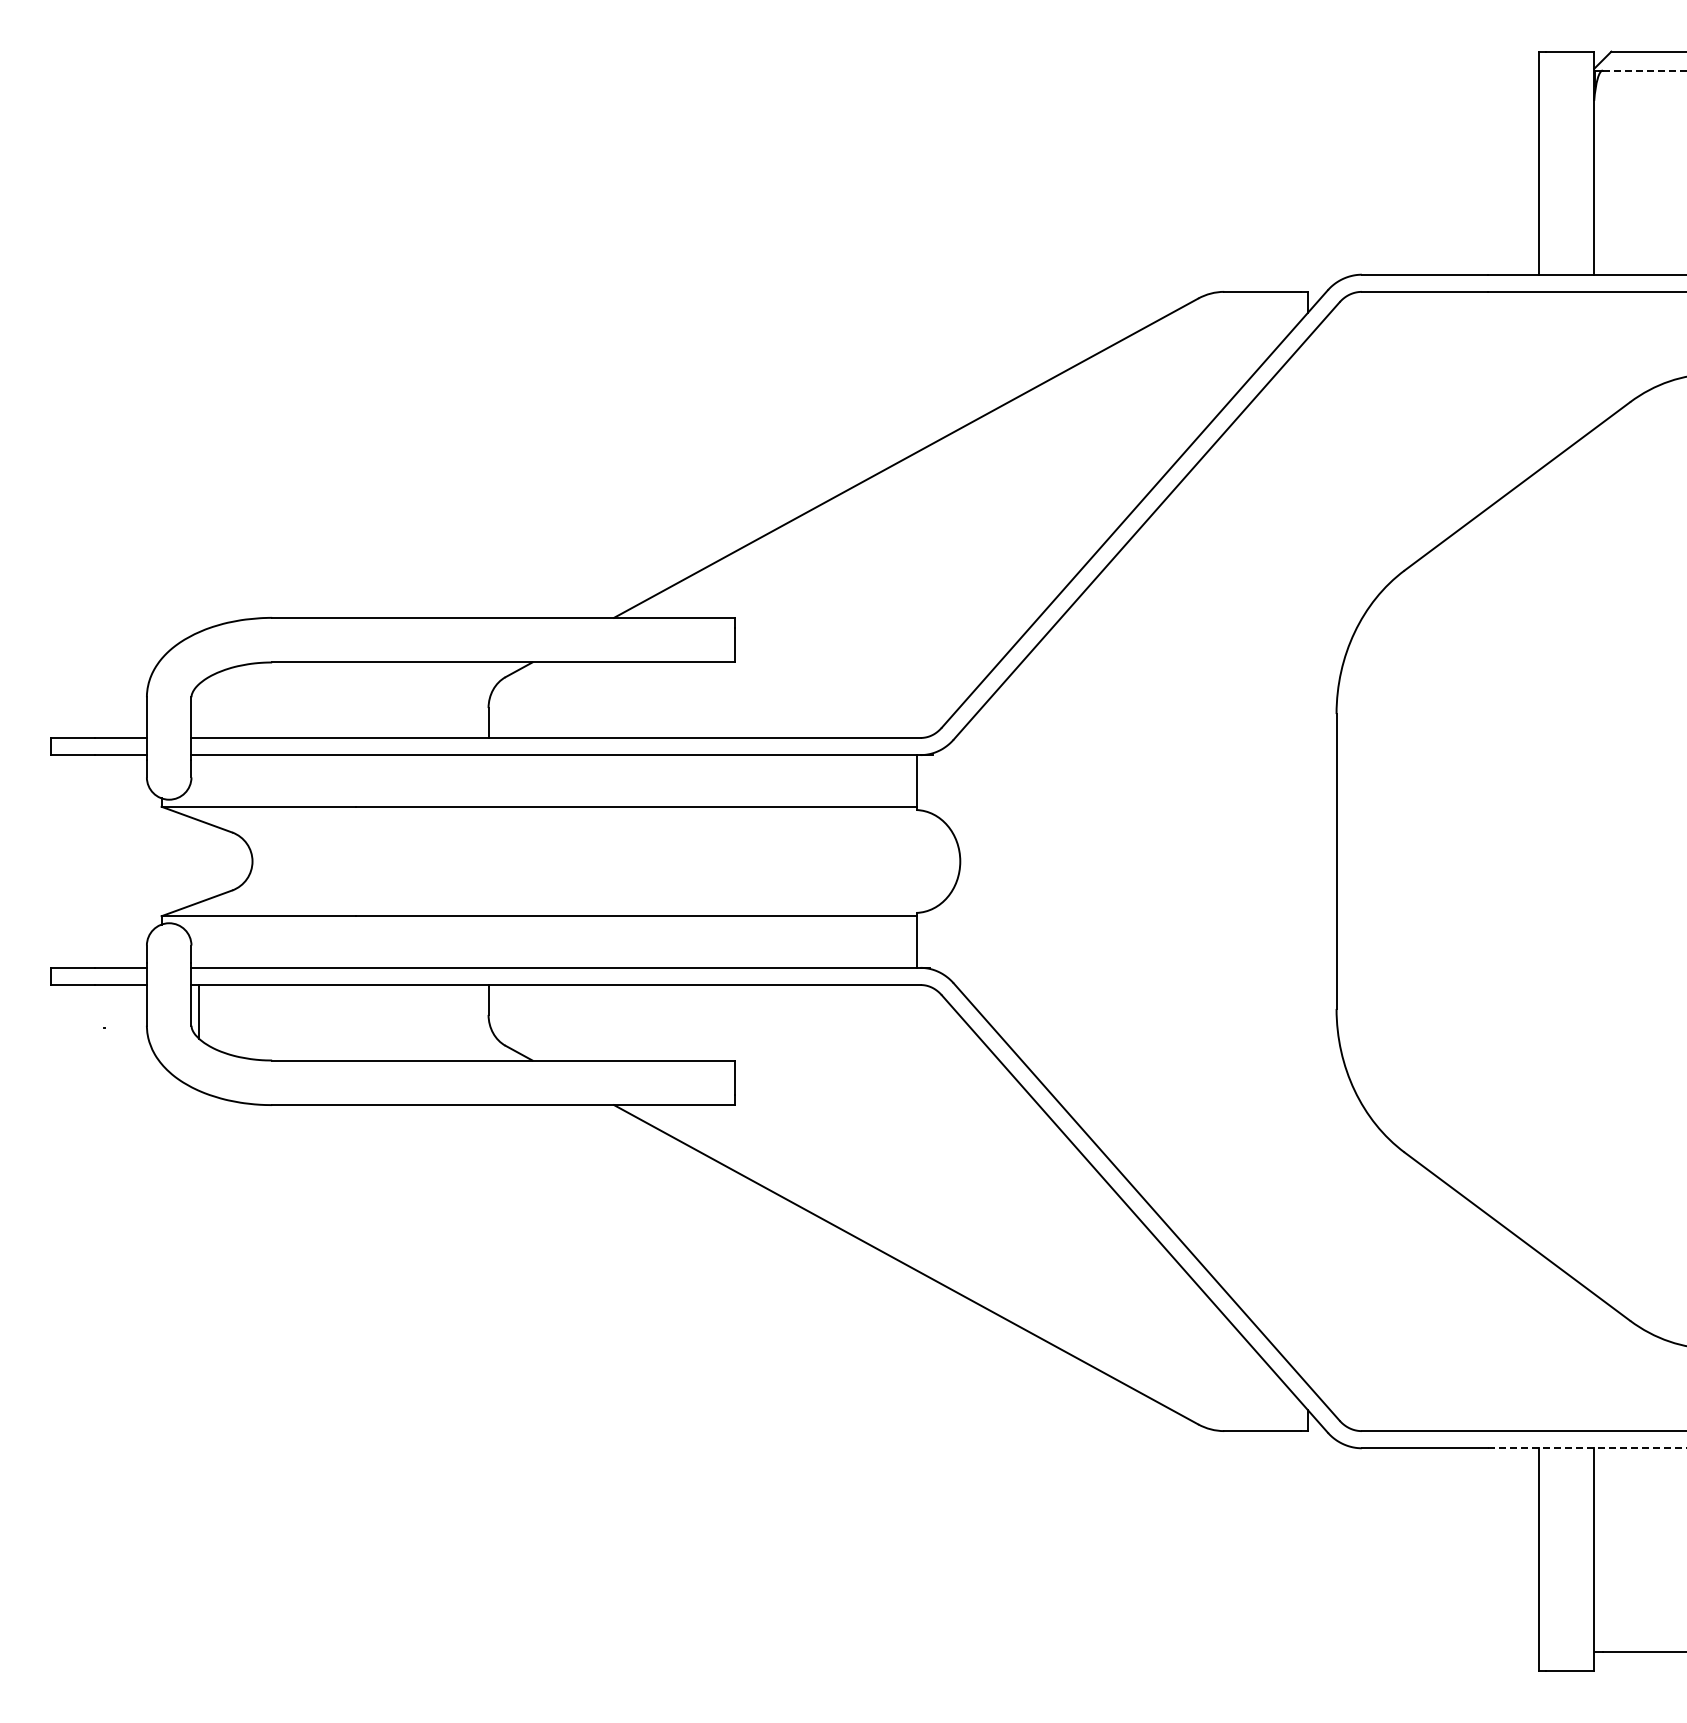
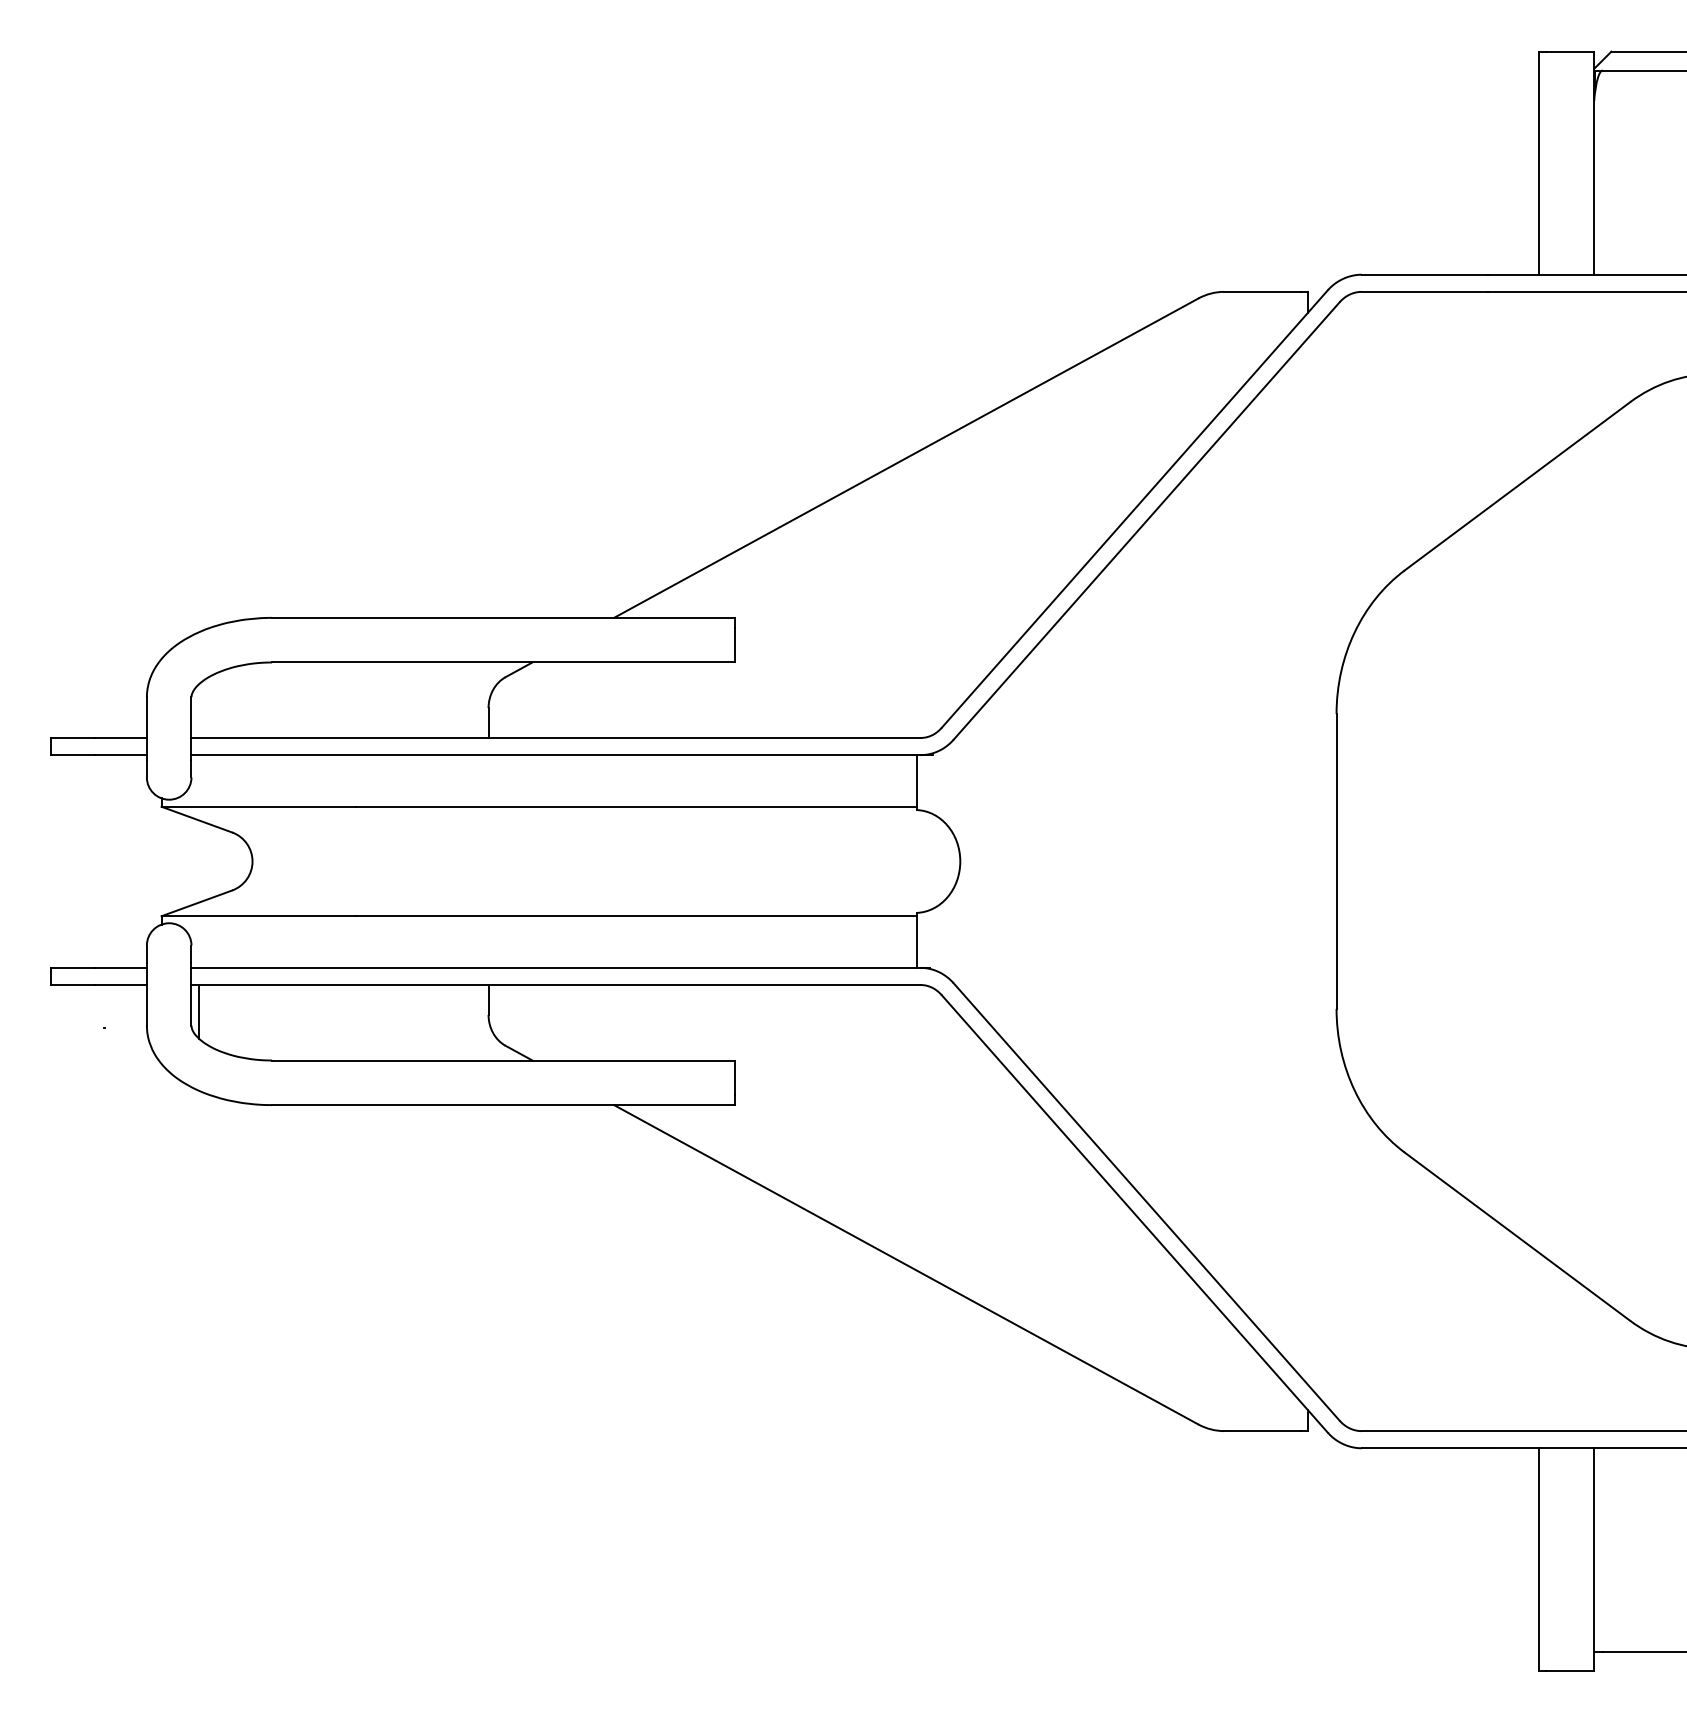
line: dashed -> solid (1644, 70)
line: dashed -> solid (1587, 1448)
